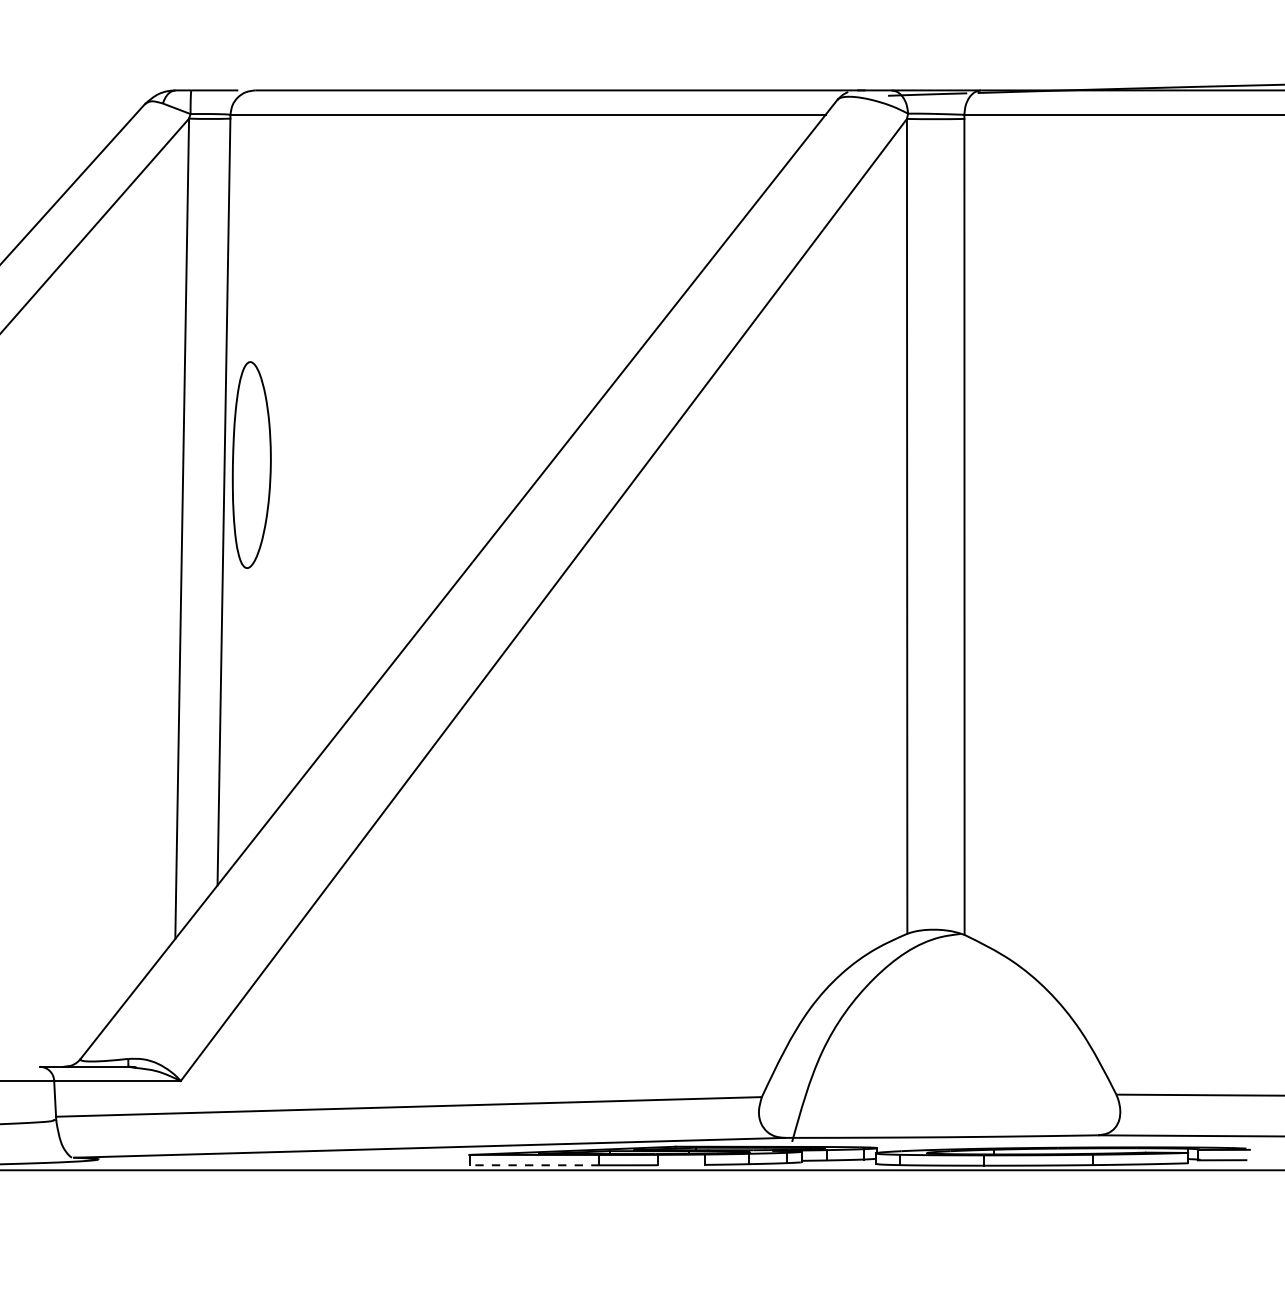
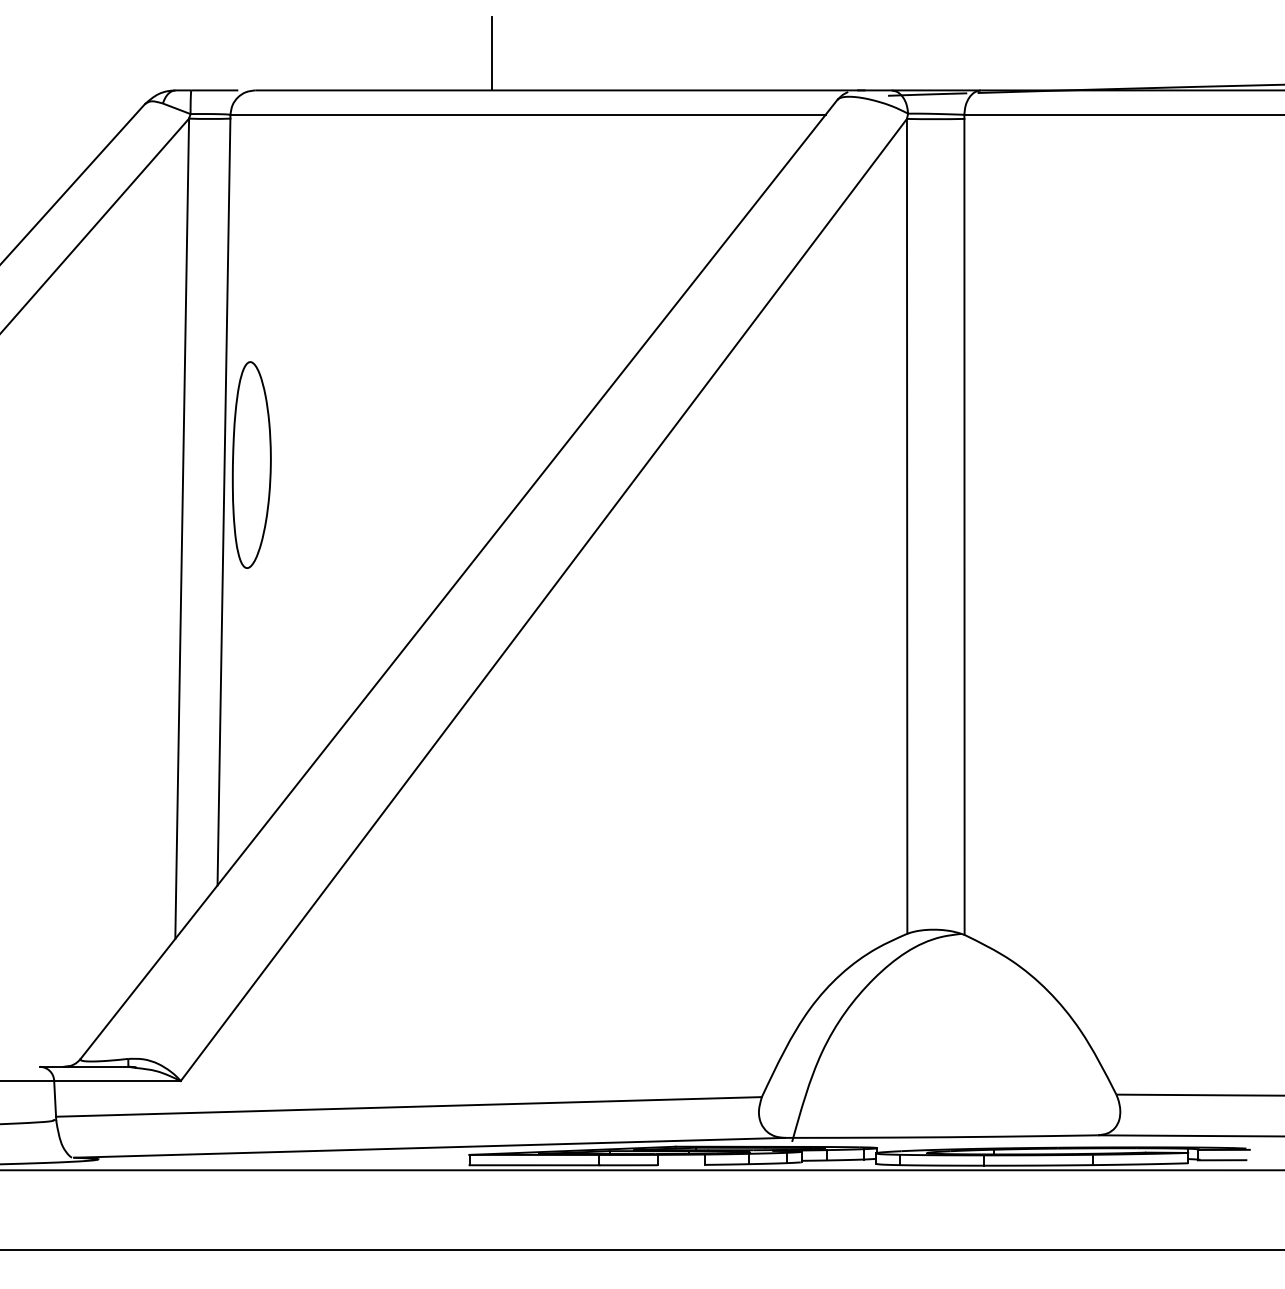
line: none -> present (492, 53)
line: dashed -> solid (534, 1165)
line: none -> present (641, 1250)
